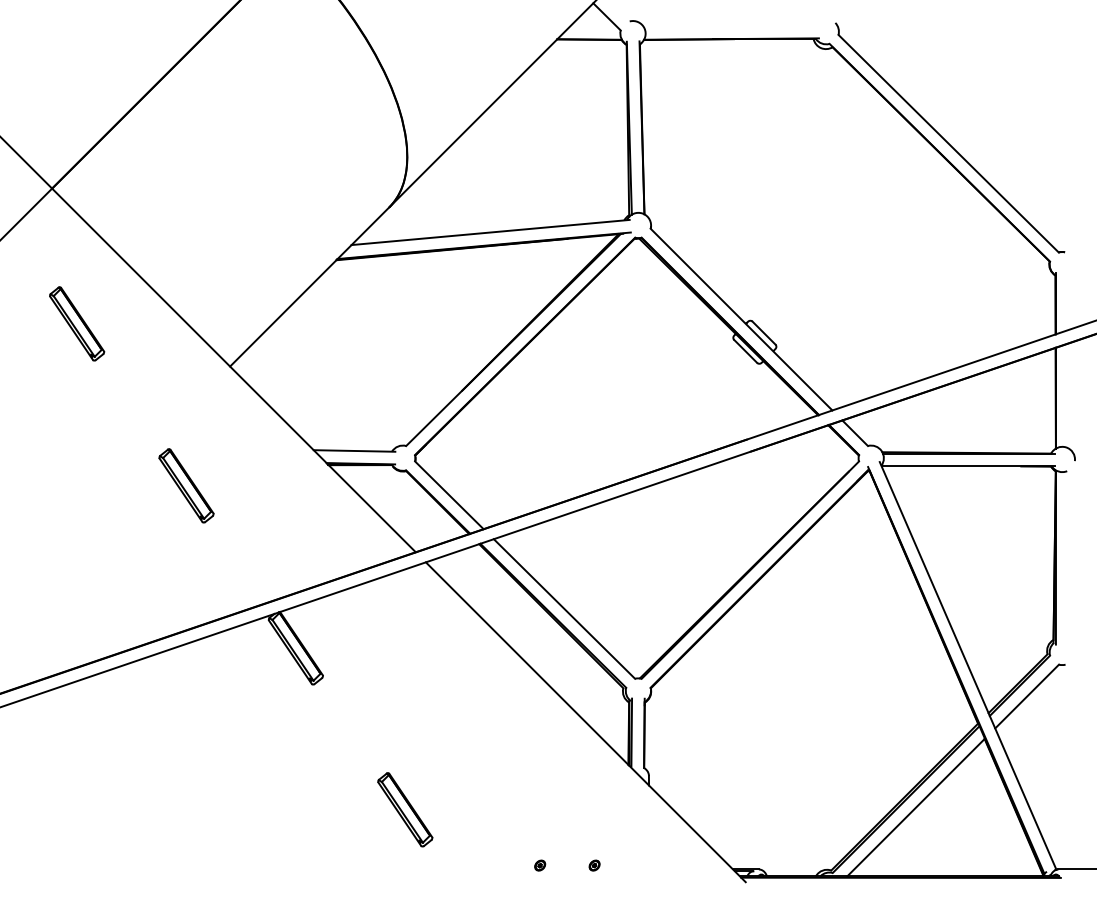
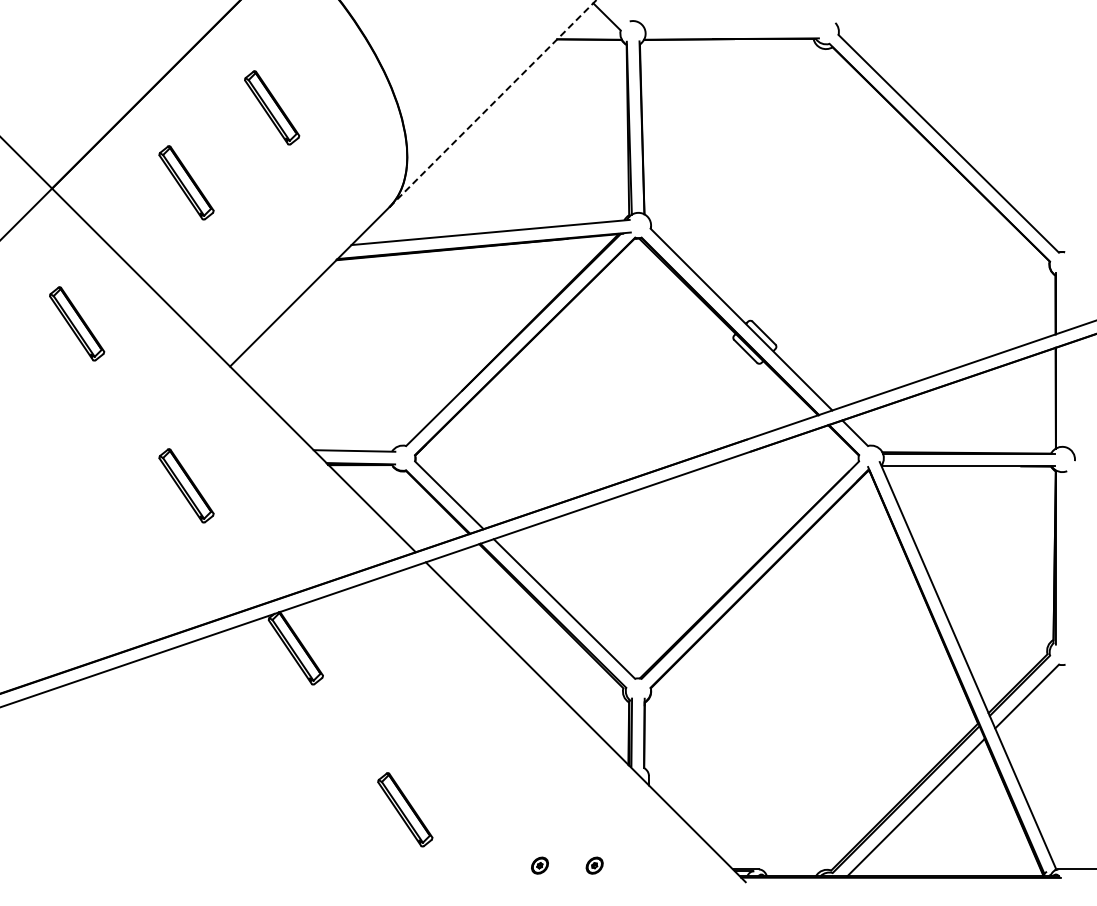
line: solid -> dashed (493, 103)
part: none -> present (272, 107)
part: none -> present (186, 182)
part size: 13x13 px -> 18x19 px (539, 865)
part size: 13x13 px -> 19x19 px (594, 865)
